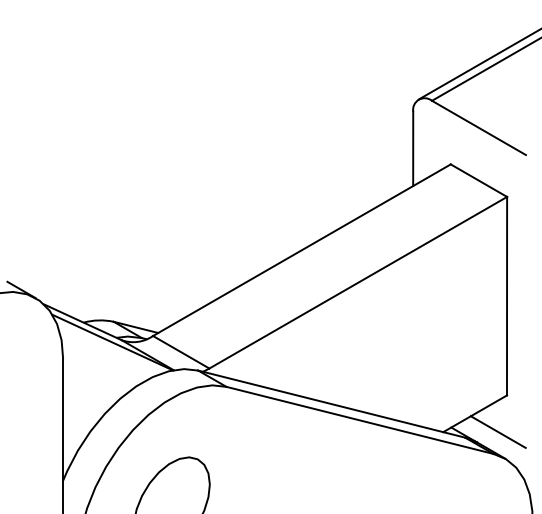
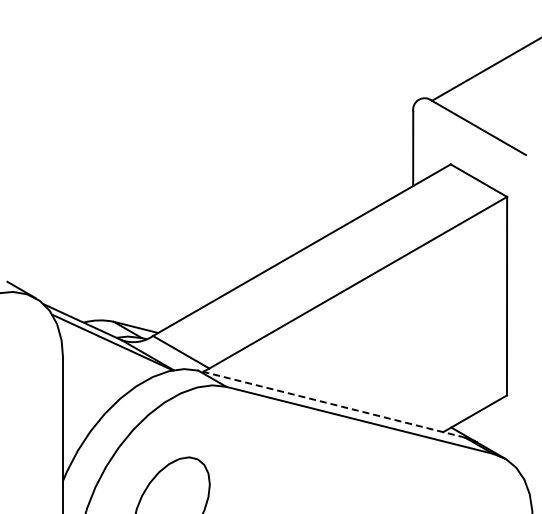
line: present -> none (478, 64)
line: solid -> dashed (331, 404)
line: present -> none (497, 431)
